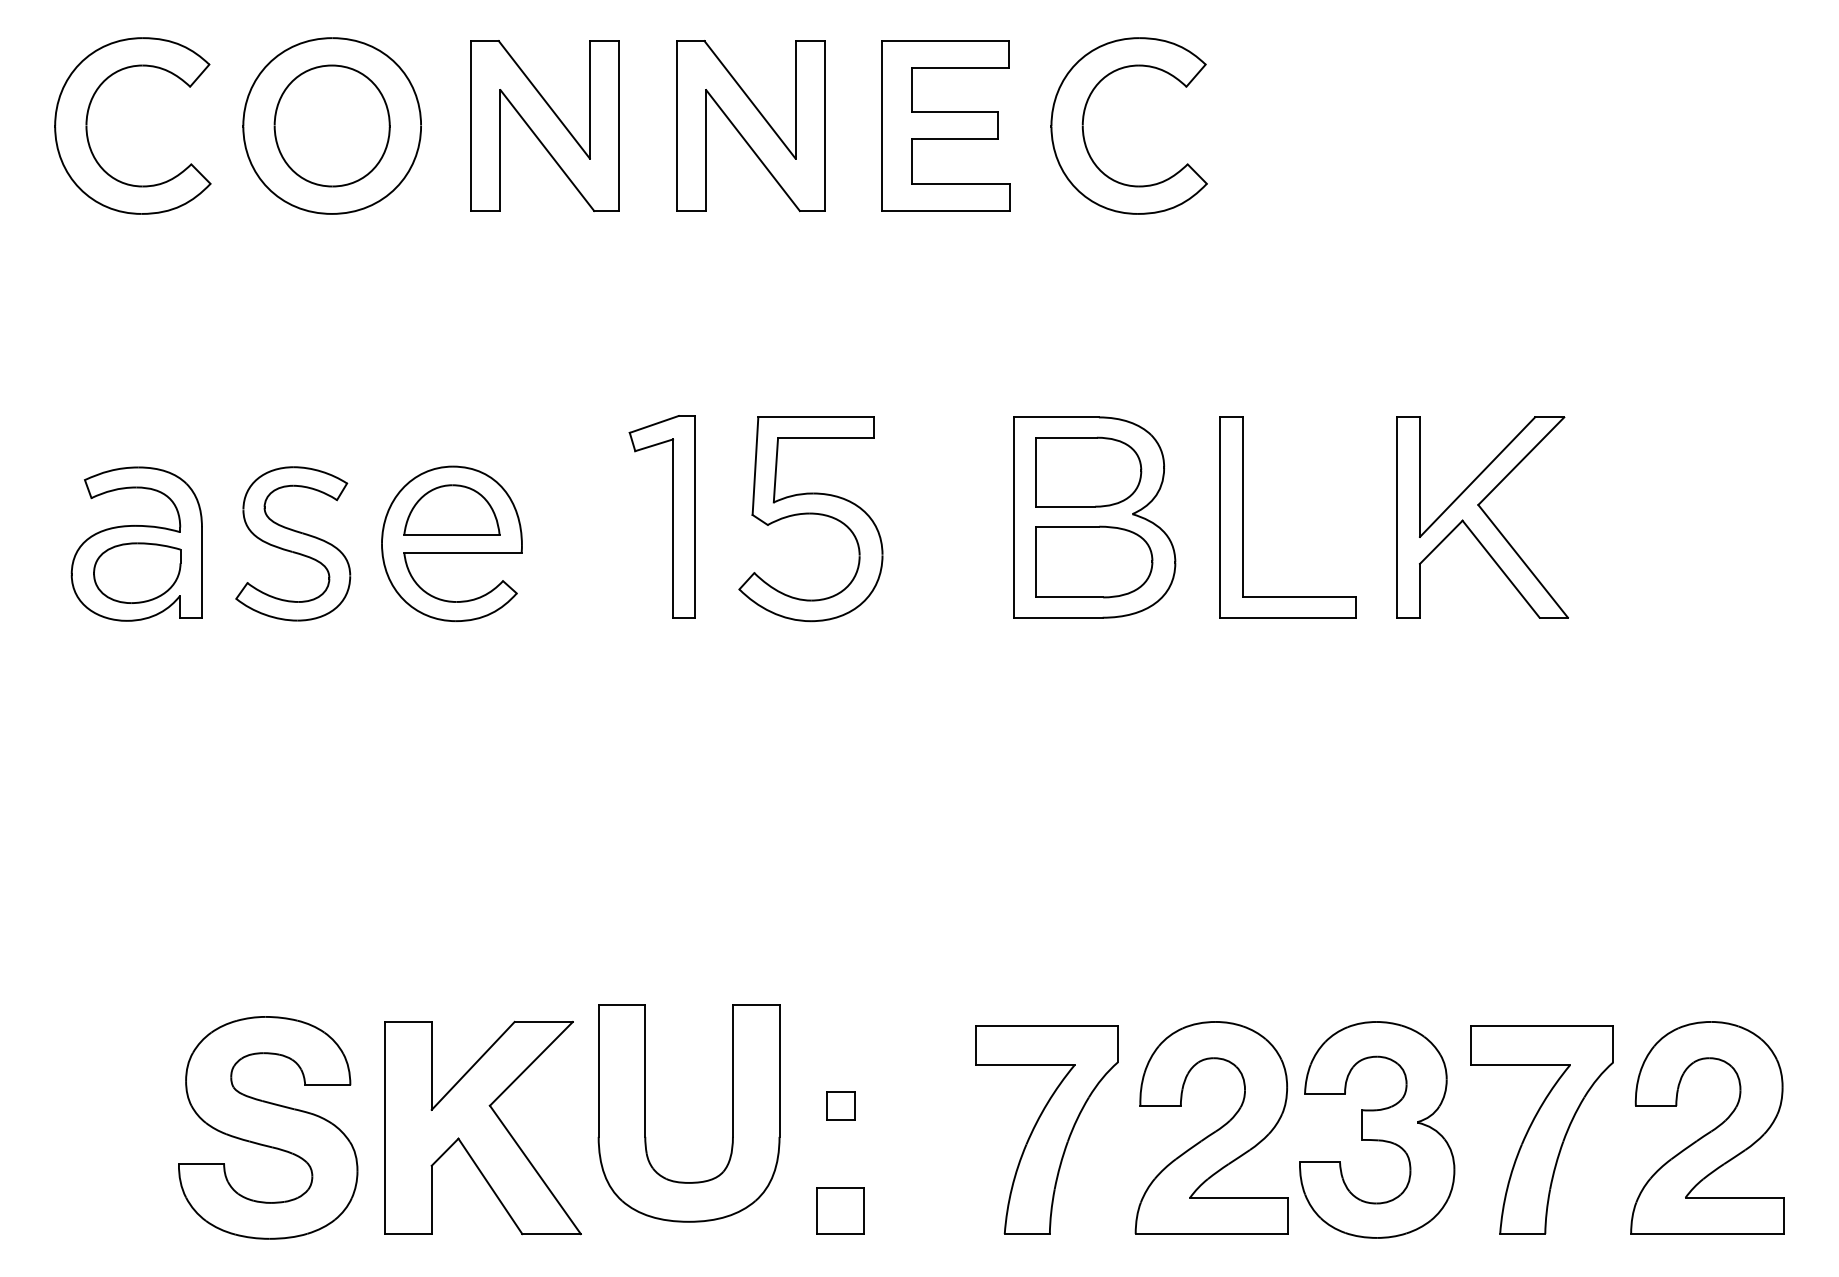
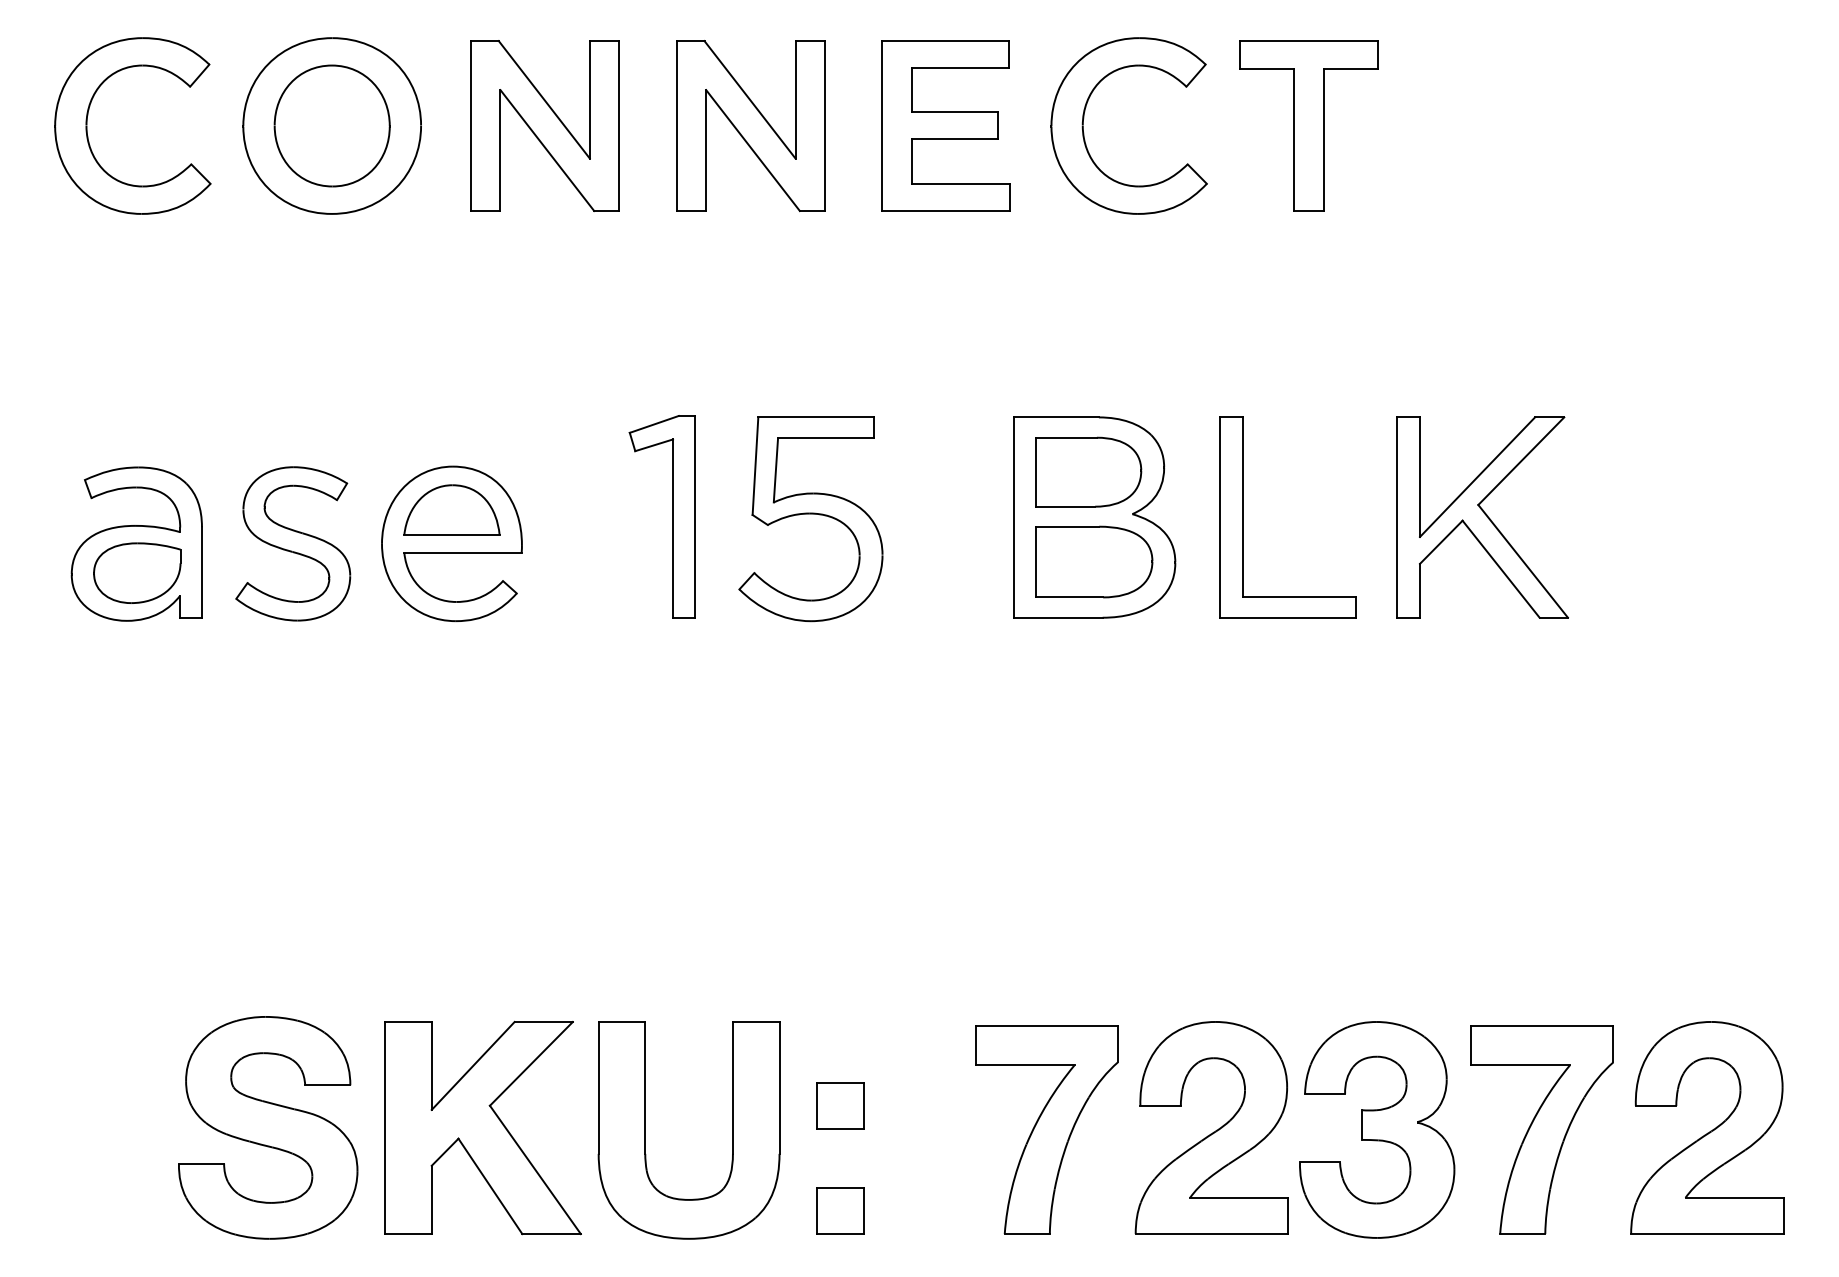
part: none -> present (1308, 125)
part size: 30x30 px -> 49x48 px (840, 1105)
part position: (645, 1113) -> (645, 1130) (645, 1130)
